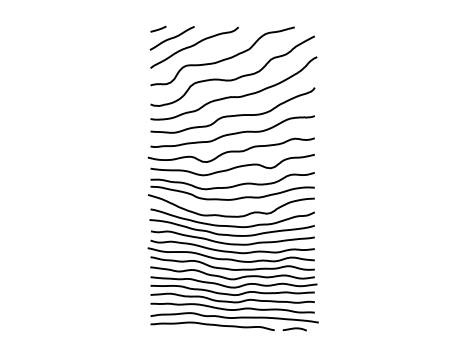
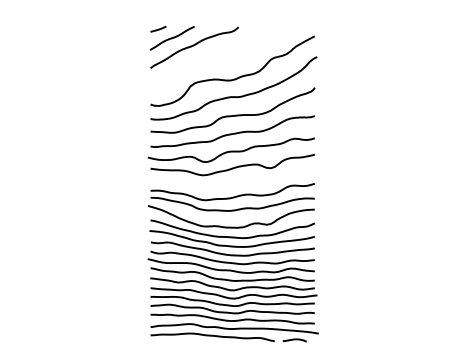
curve: present -> none (224, 58)
part position: (232, 251) -> (232, 262) (232, 262)
